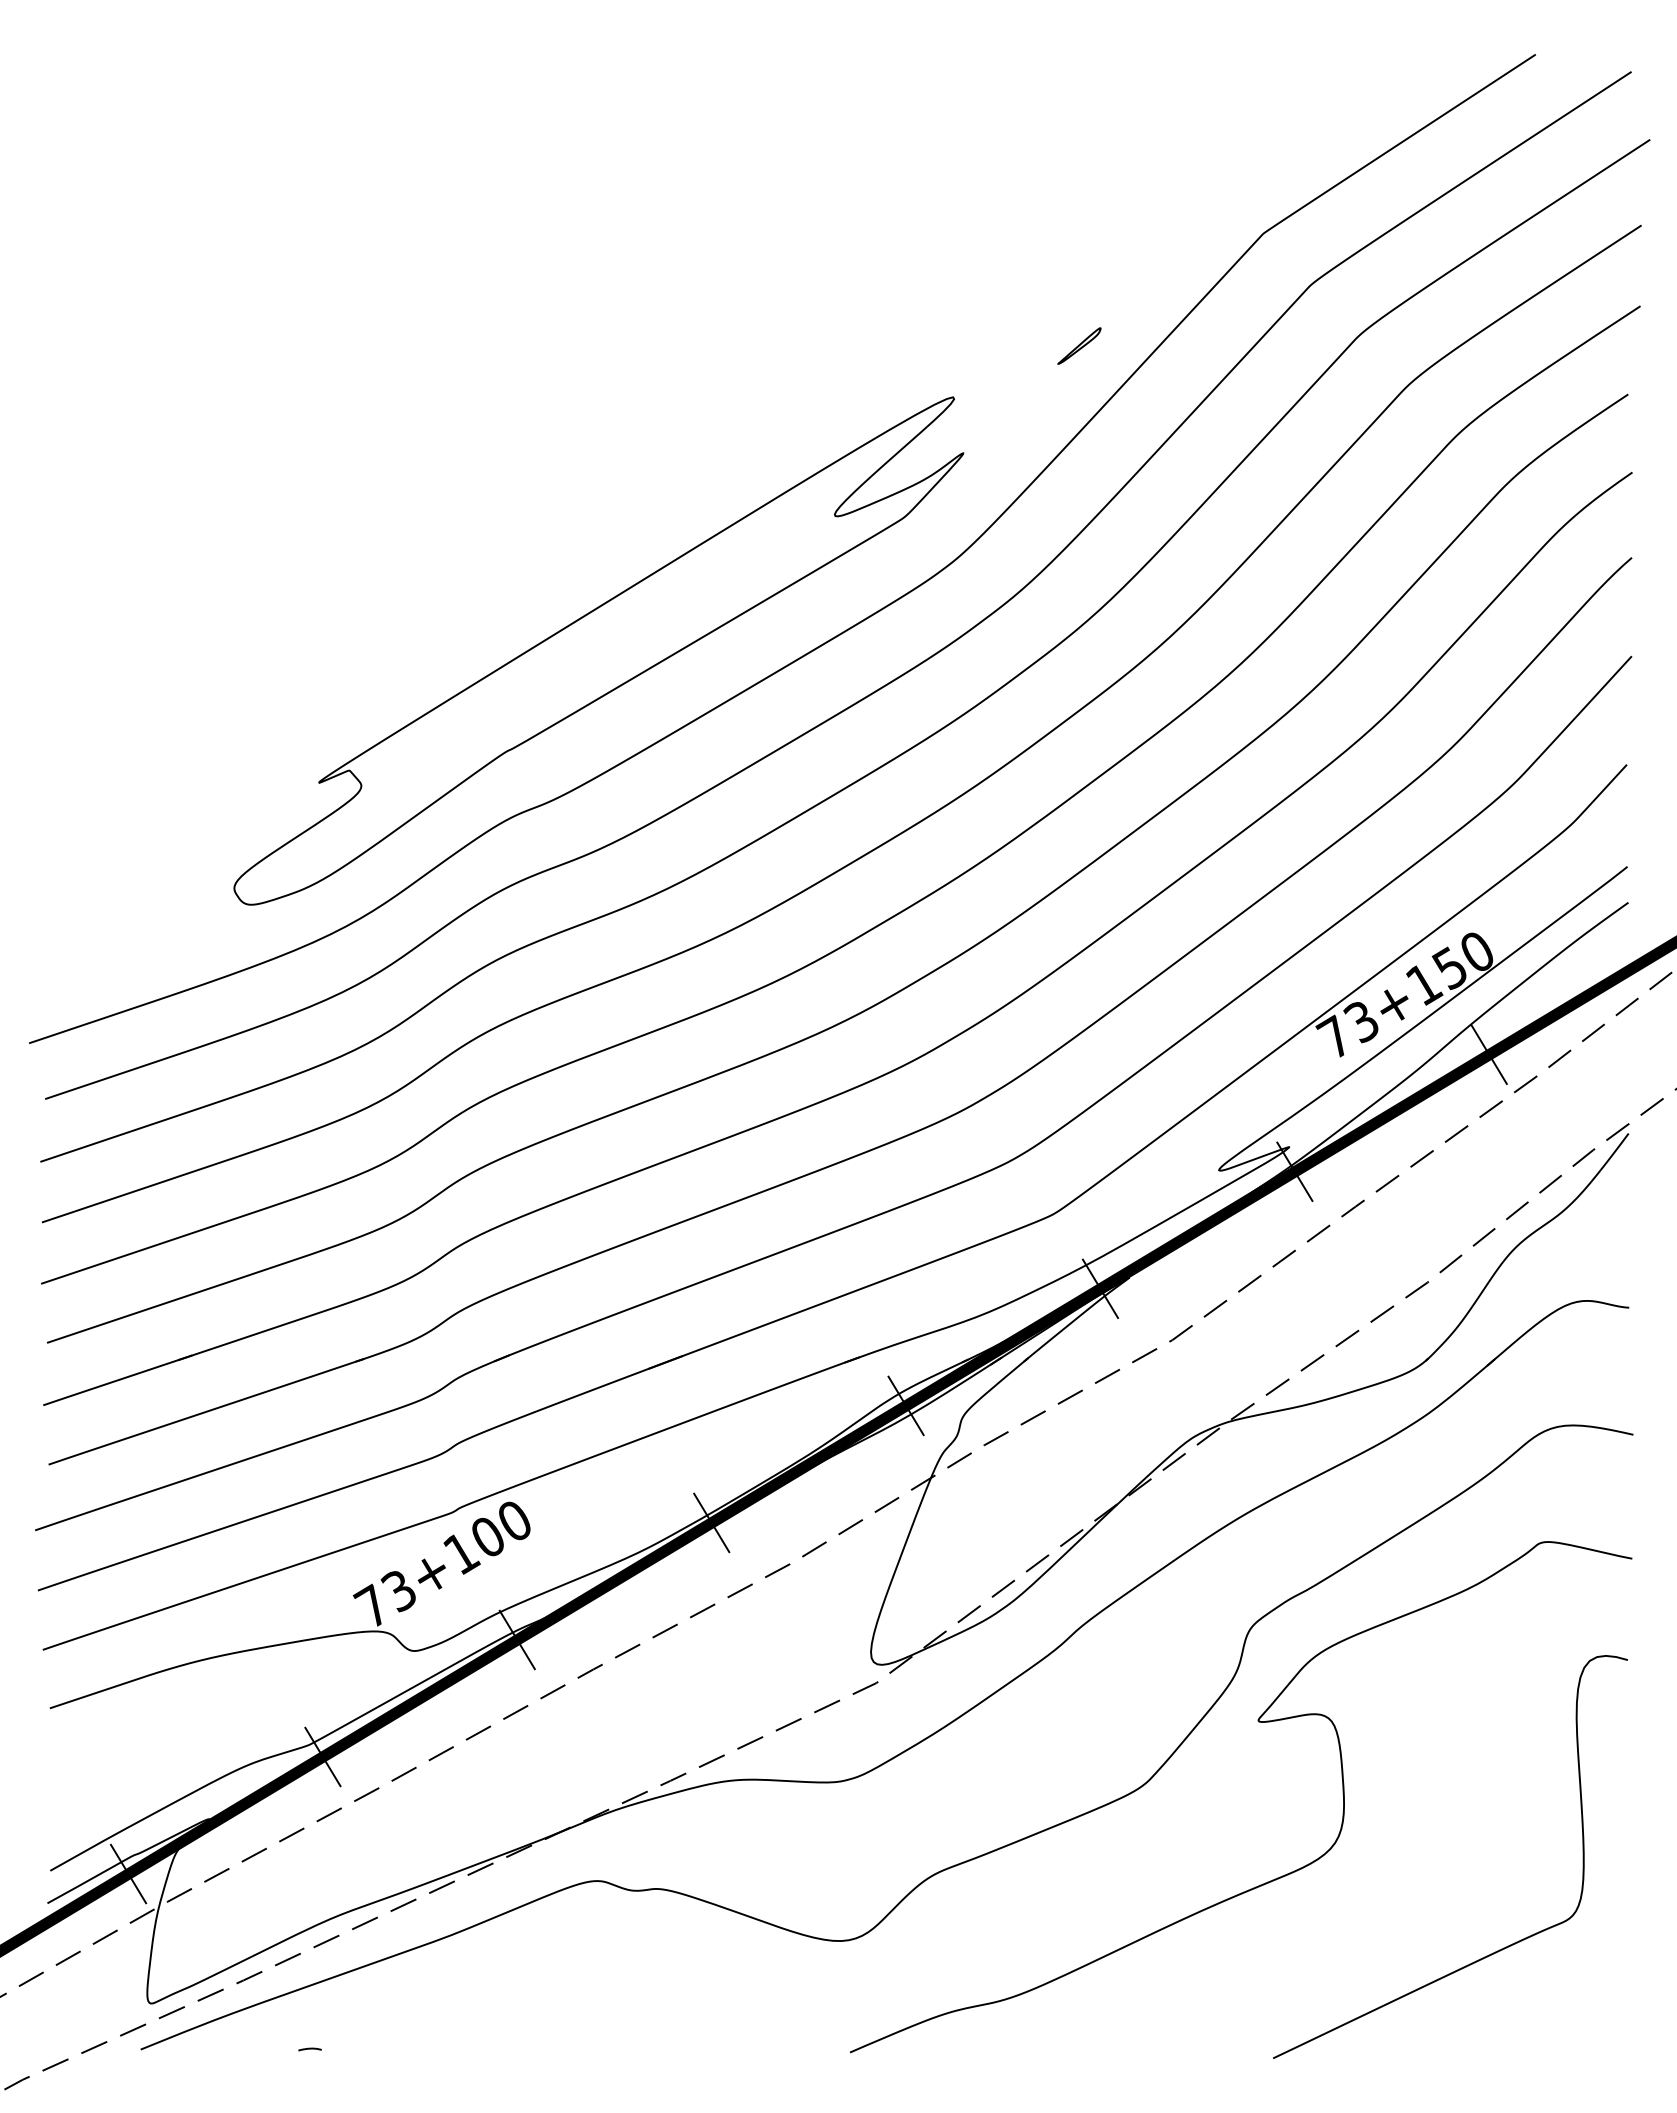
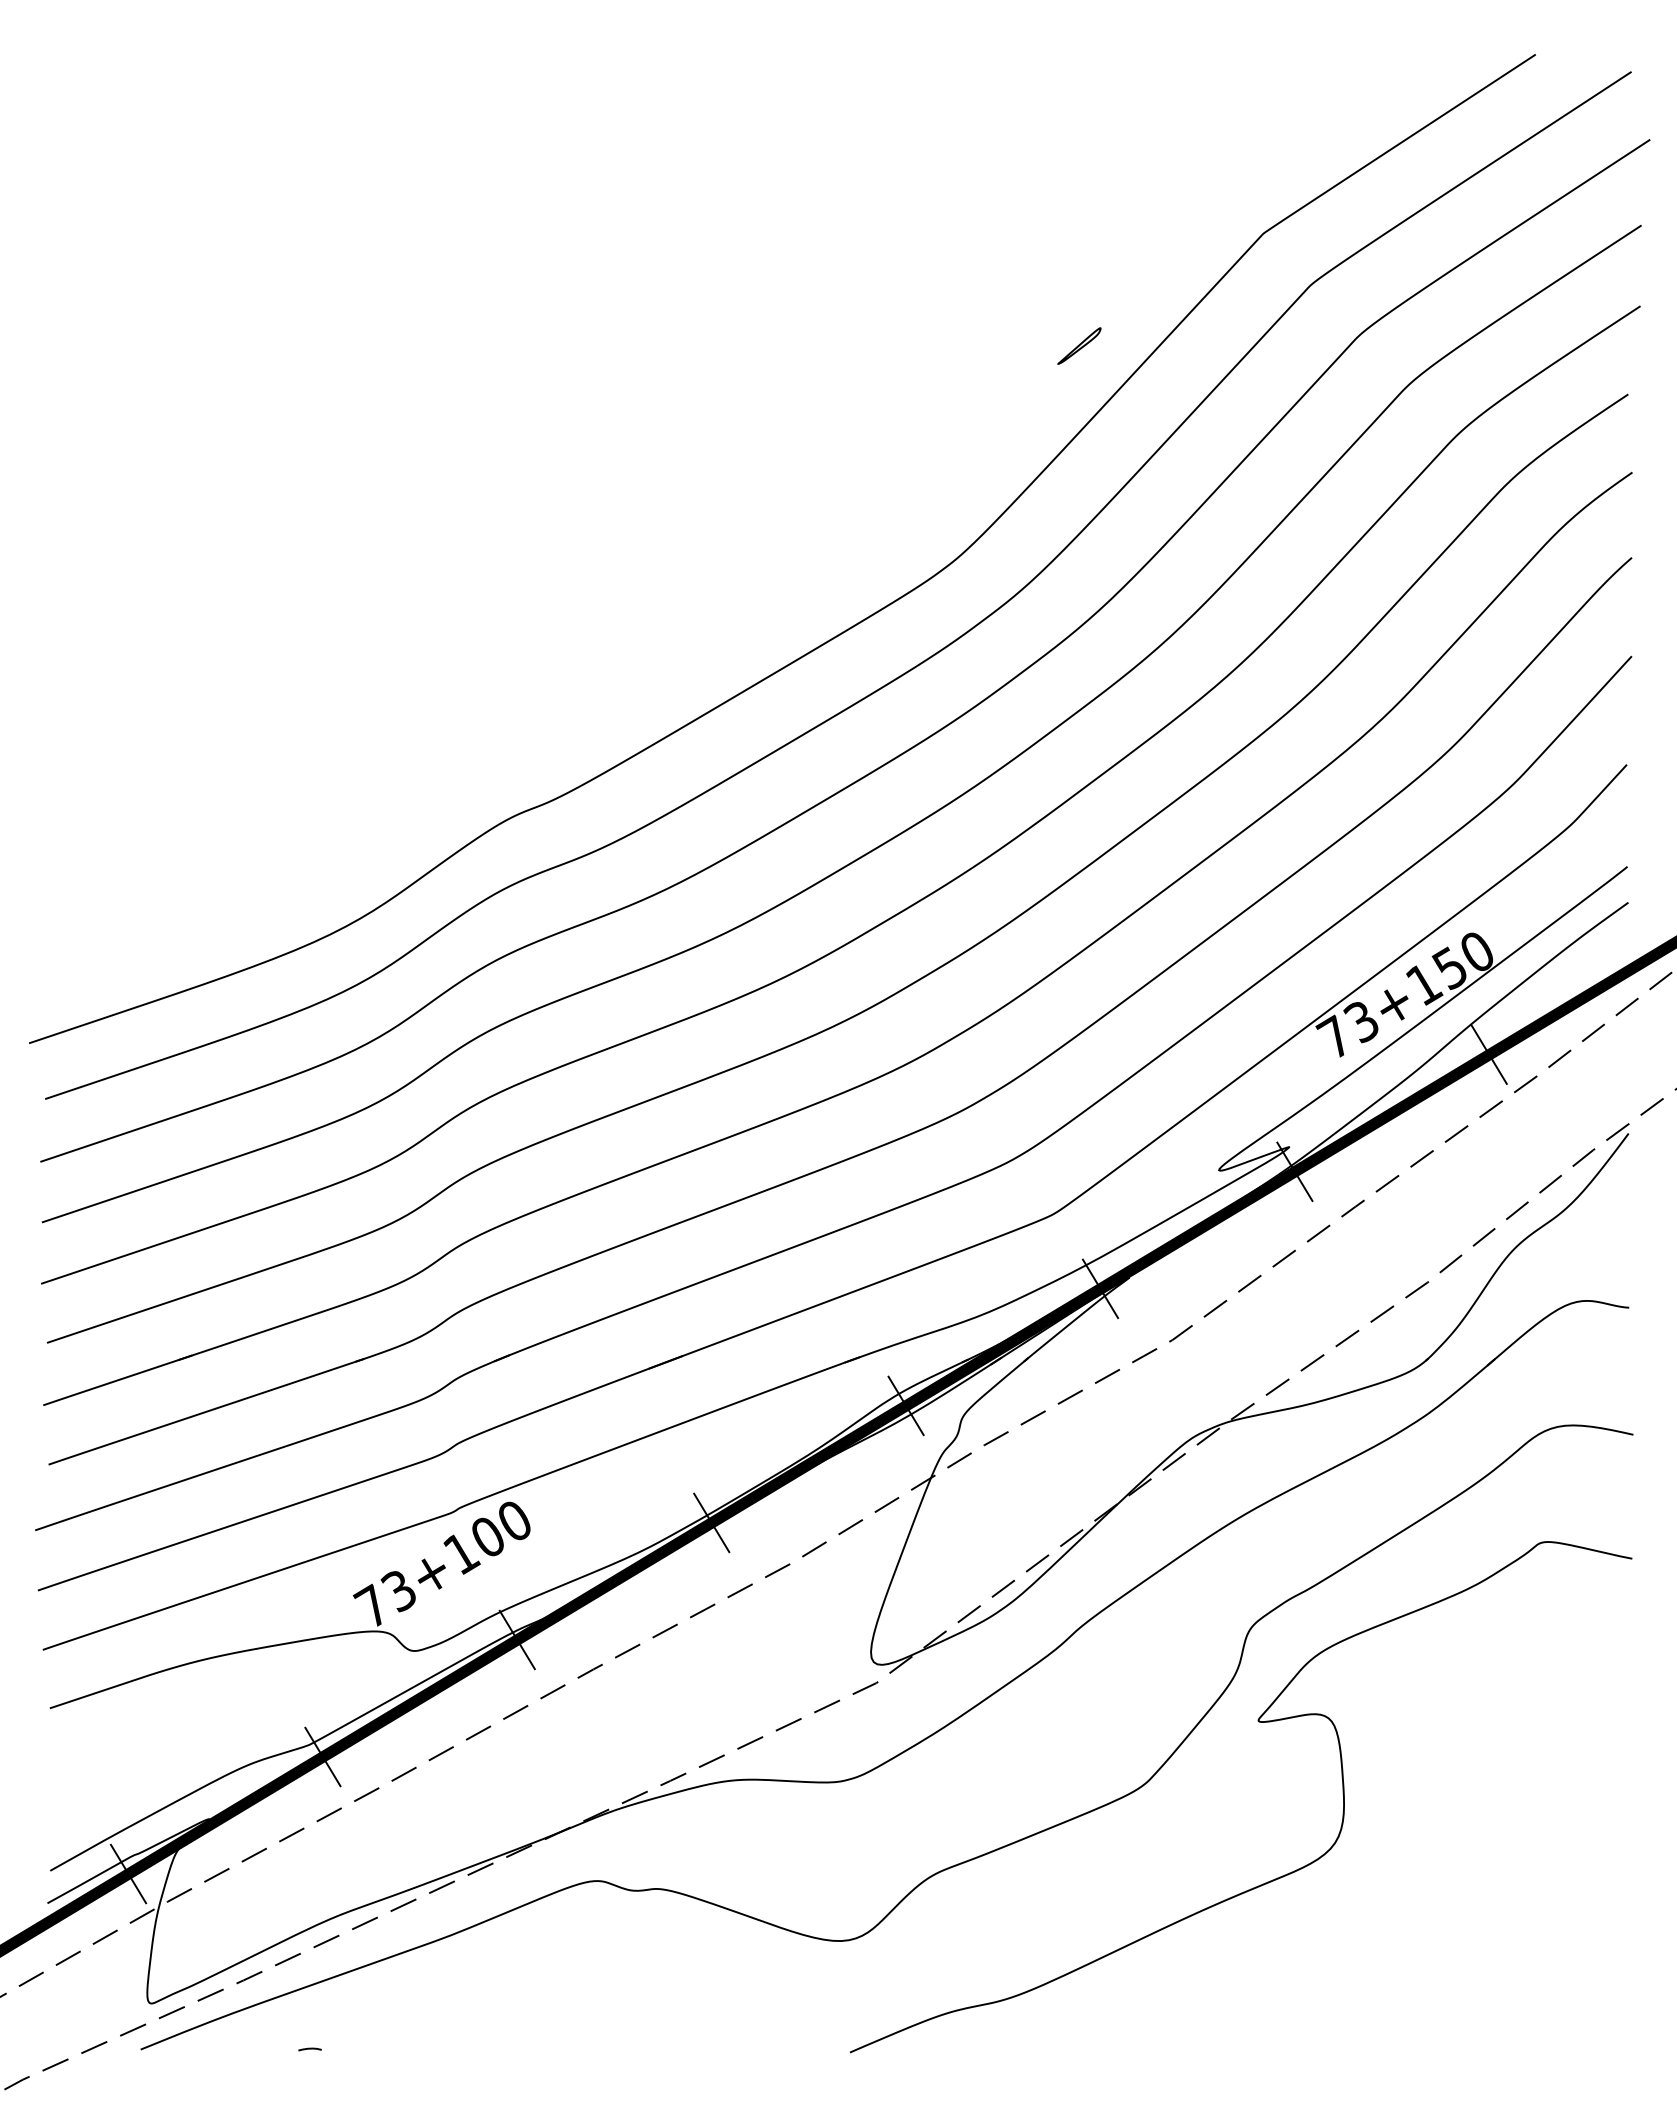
part: present -> none (598, 650)
curve: present -> none (1490, 1953)
